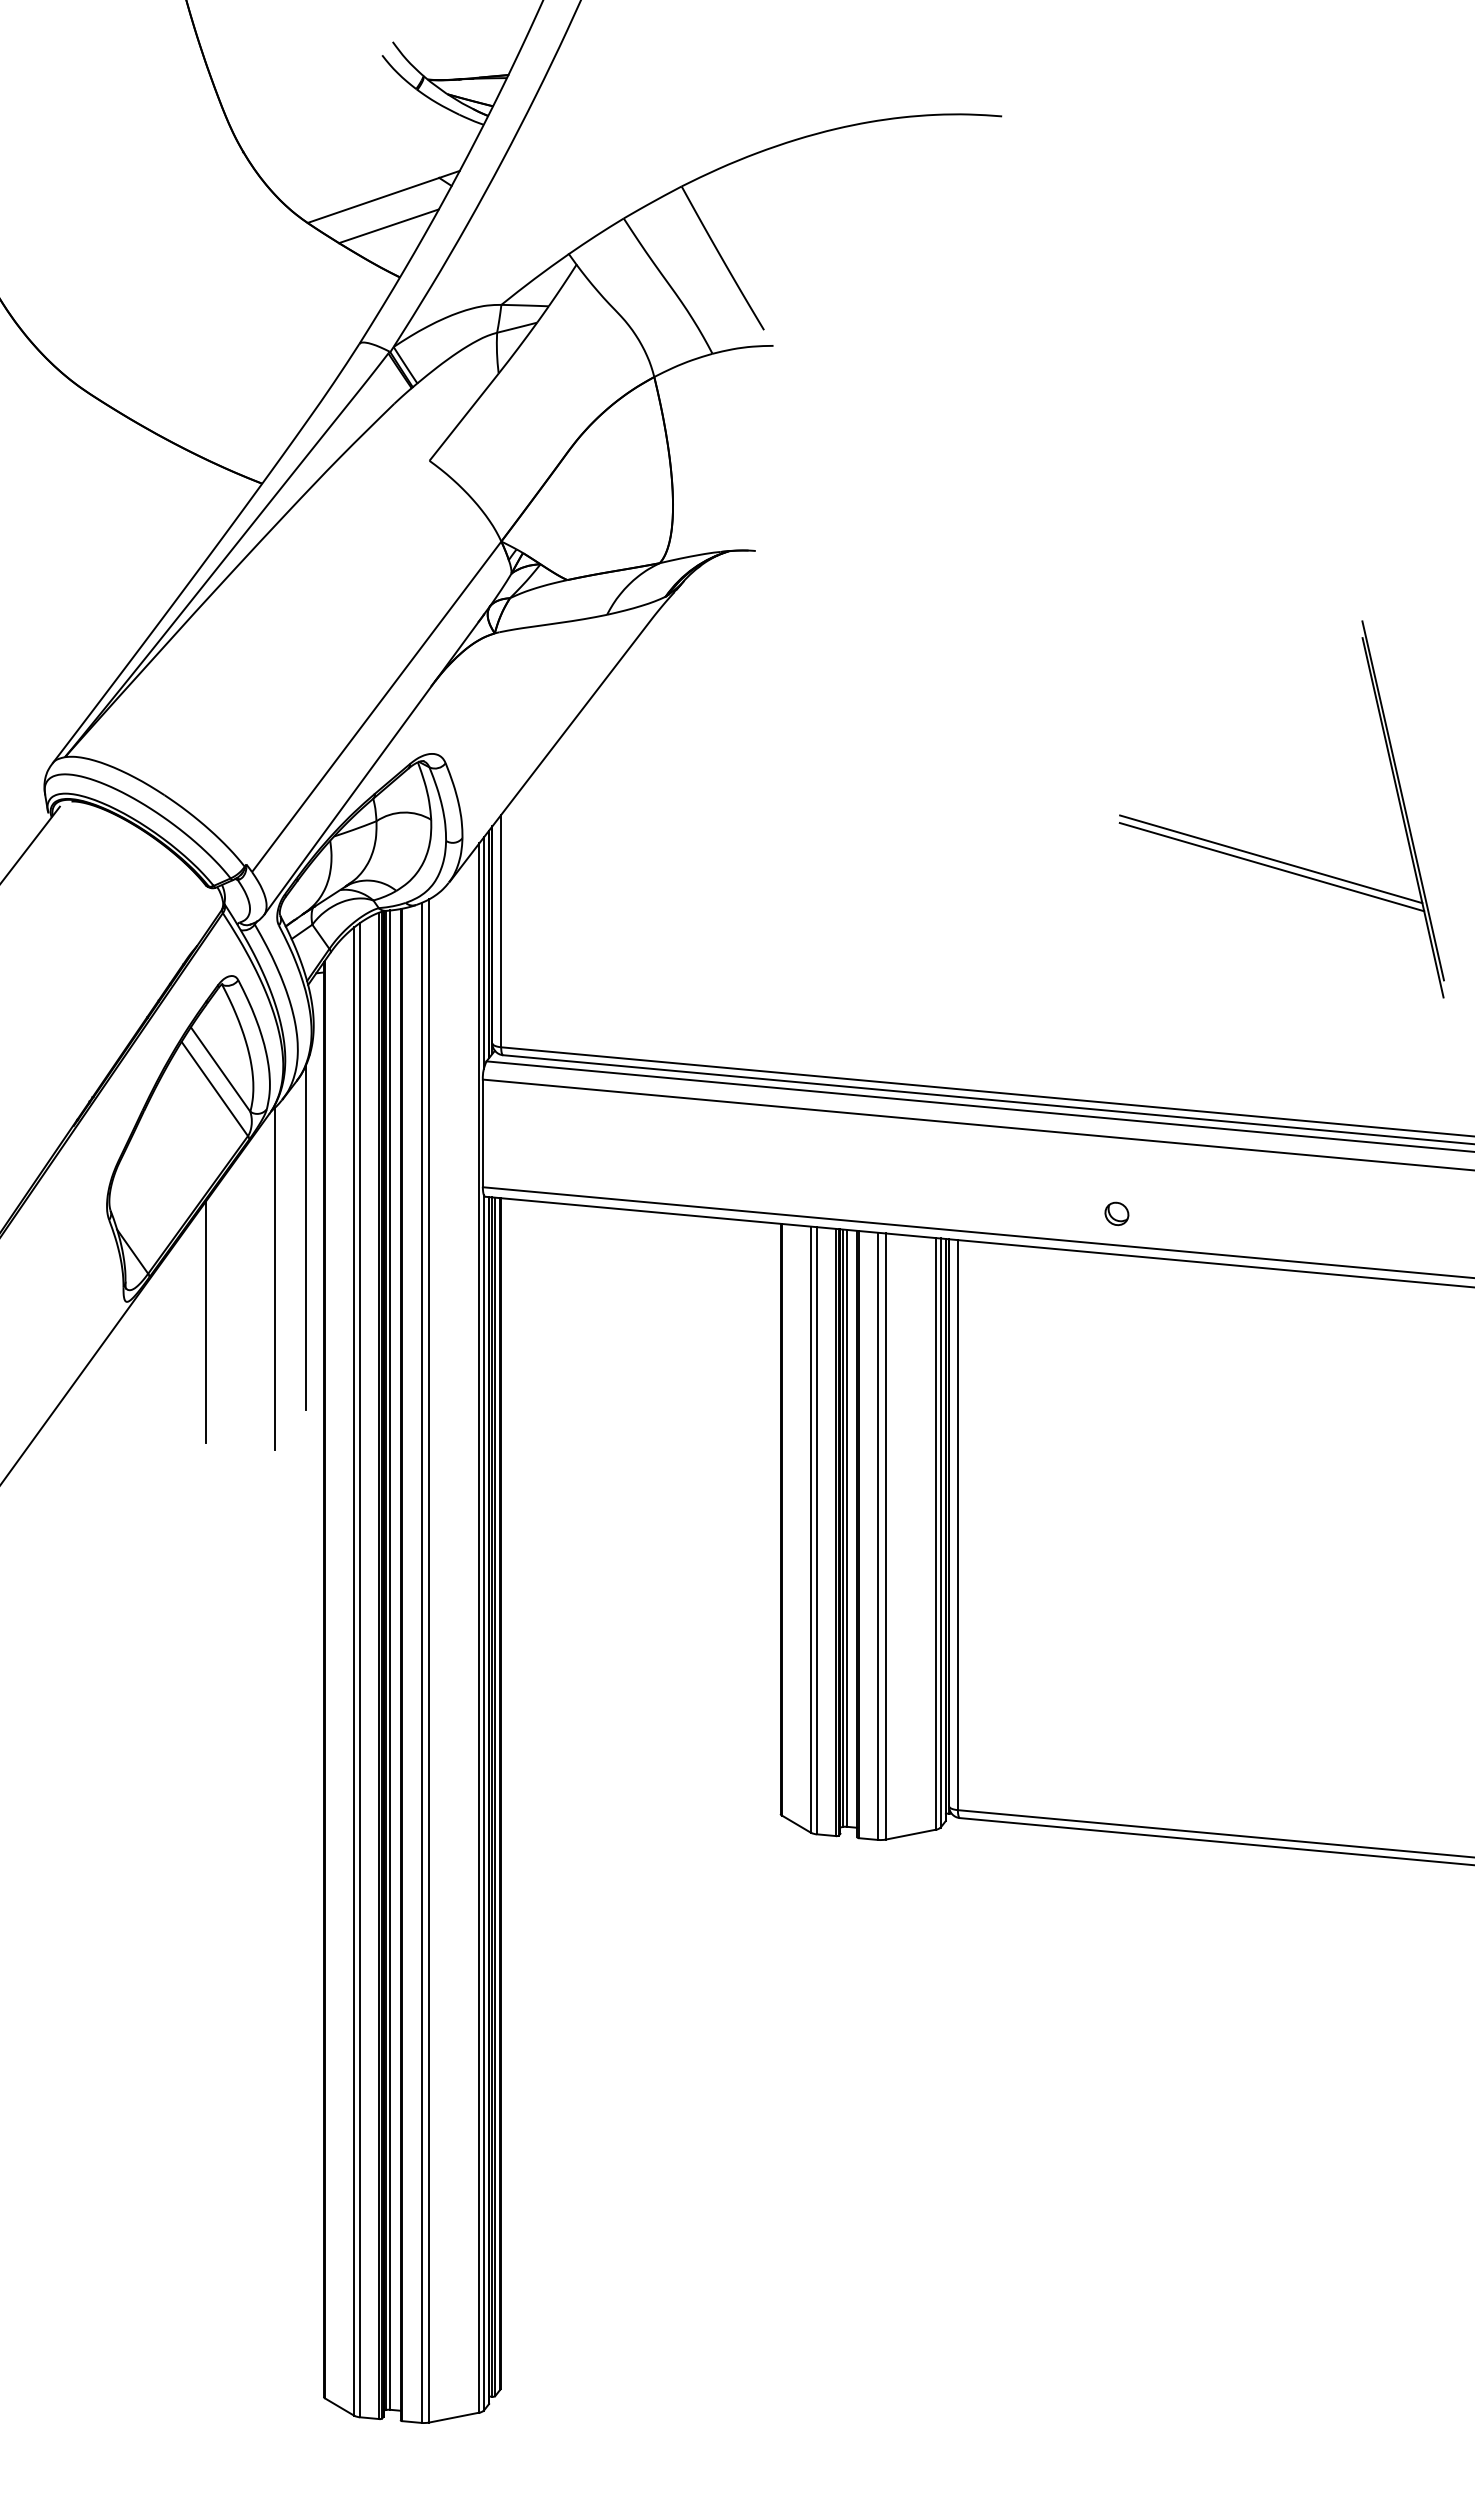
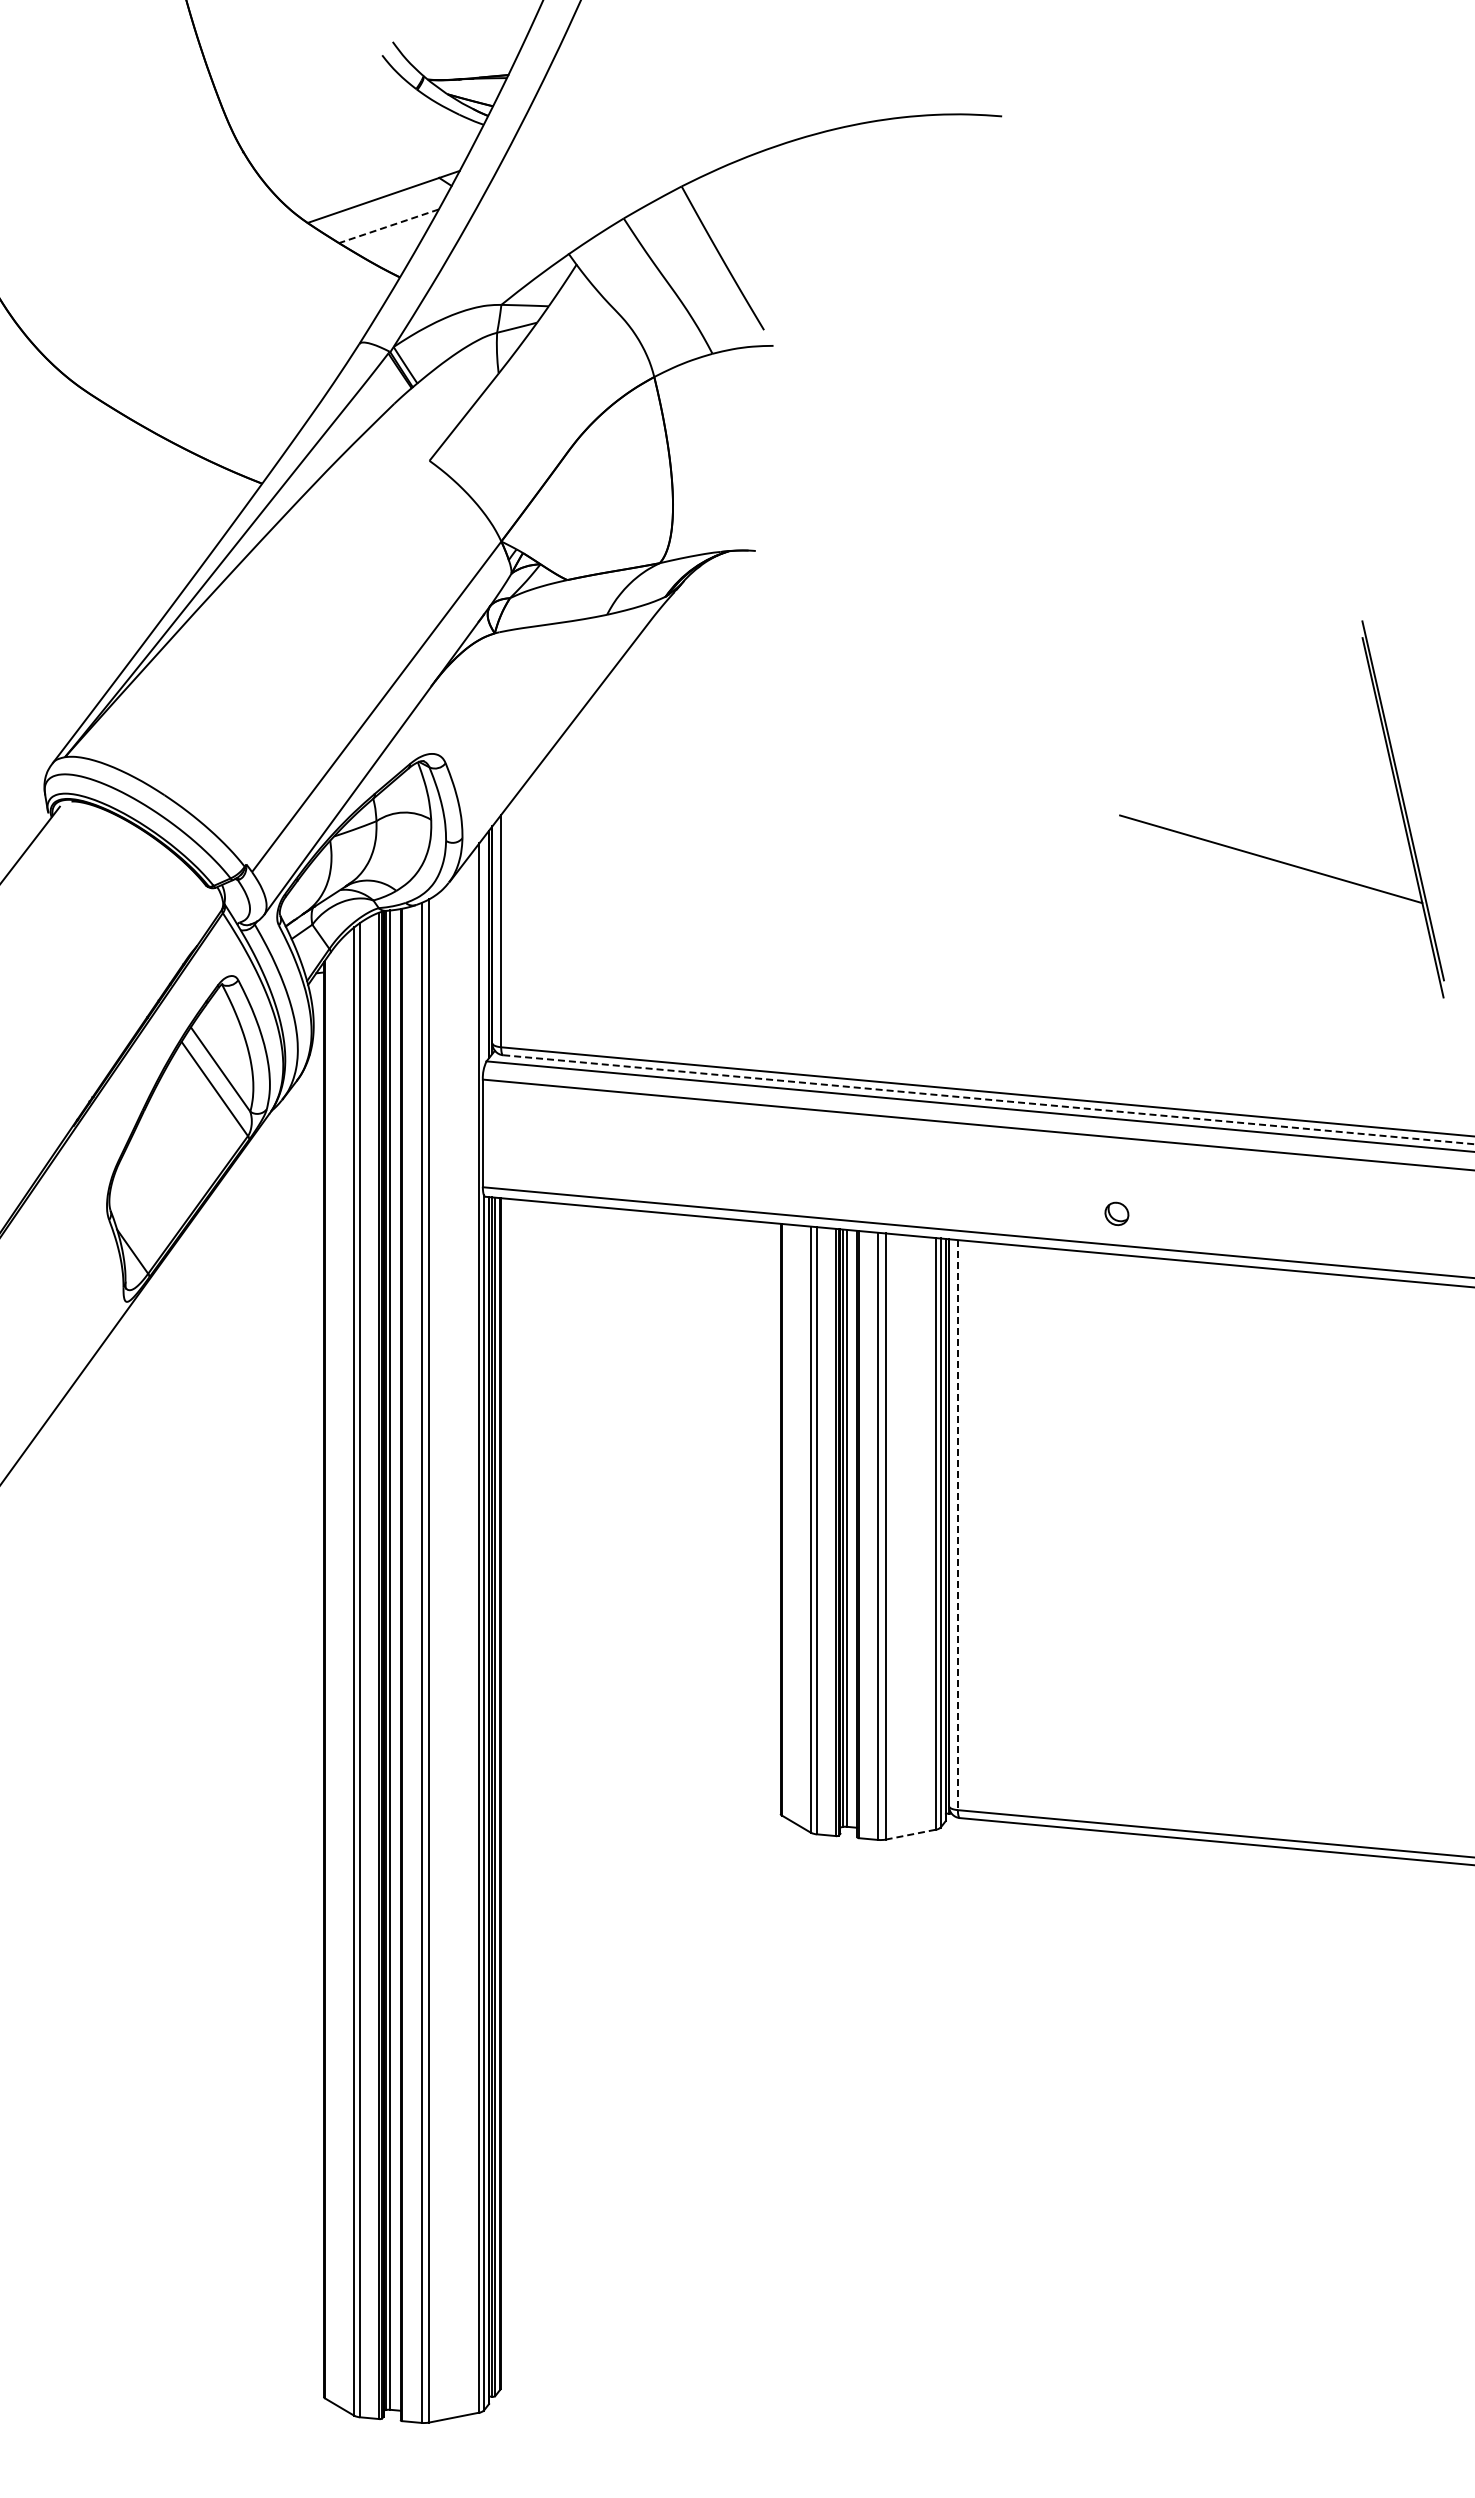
line: solid -> dashed (388, 226)
line: present -> none (1271, 867)
line: present -> none (483, 952)
line: solid -> dashed (988, 1099)
line: present -> none (305, 1237)
line: present -> none (274, 1278)
line: present -> none (205, 1322)
line: solid -> dashed (957, 1525)
line: solid -> dashed (910, 1834)
